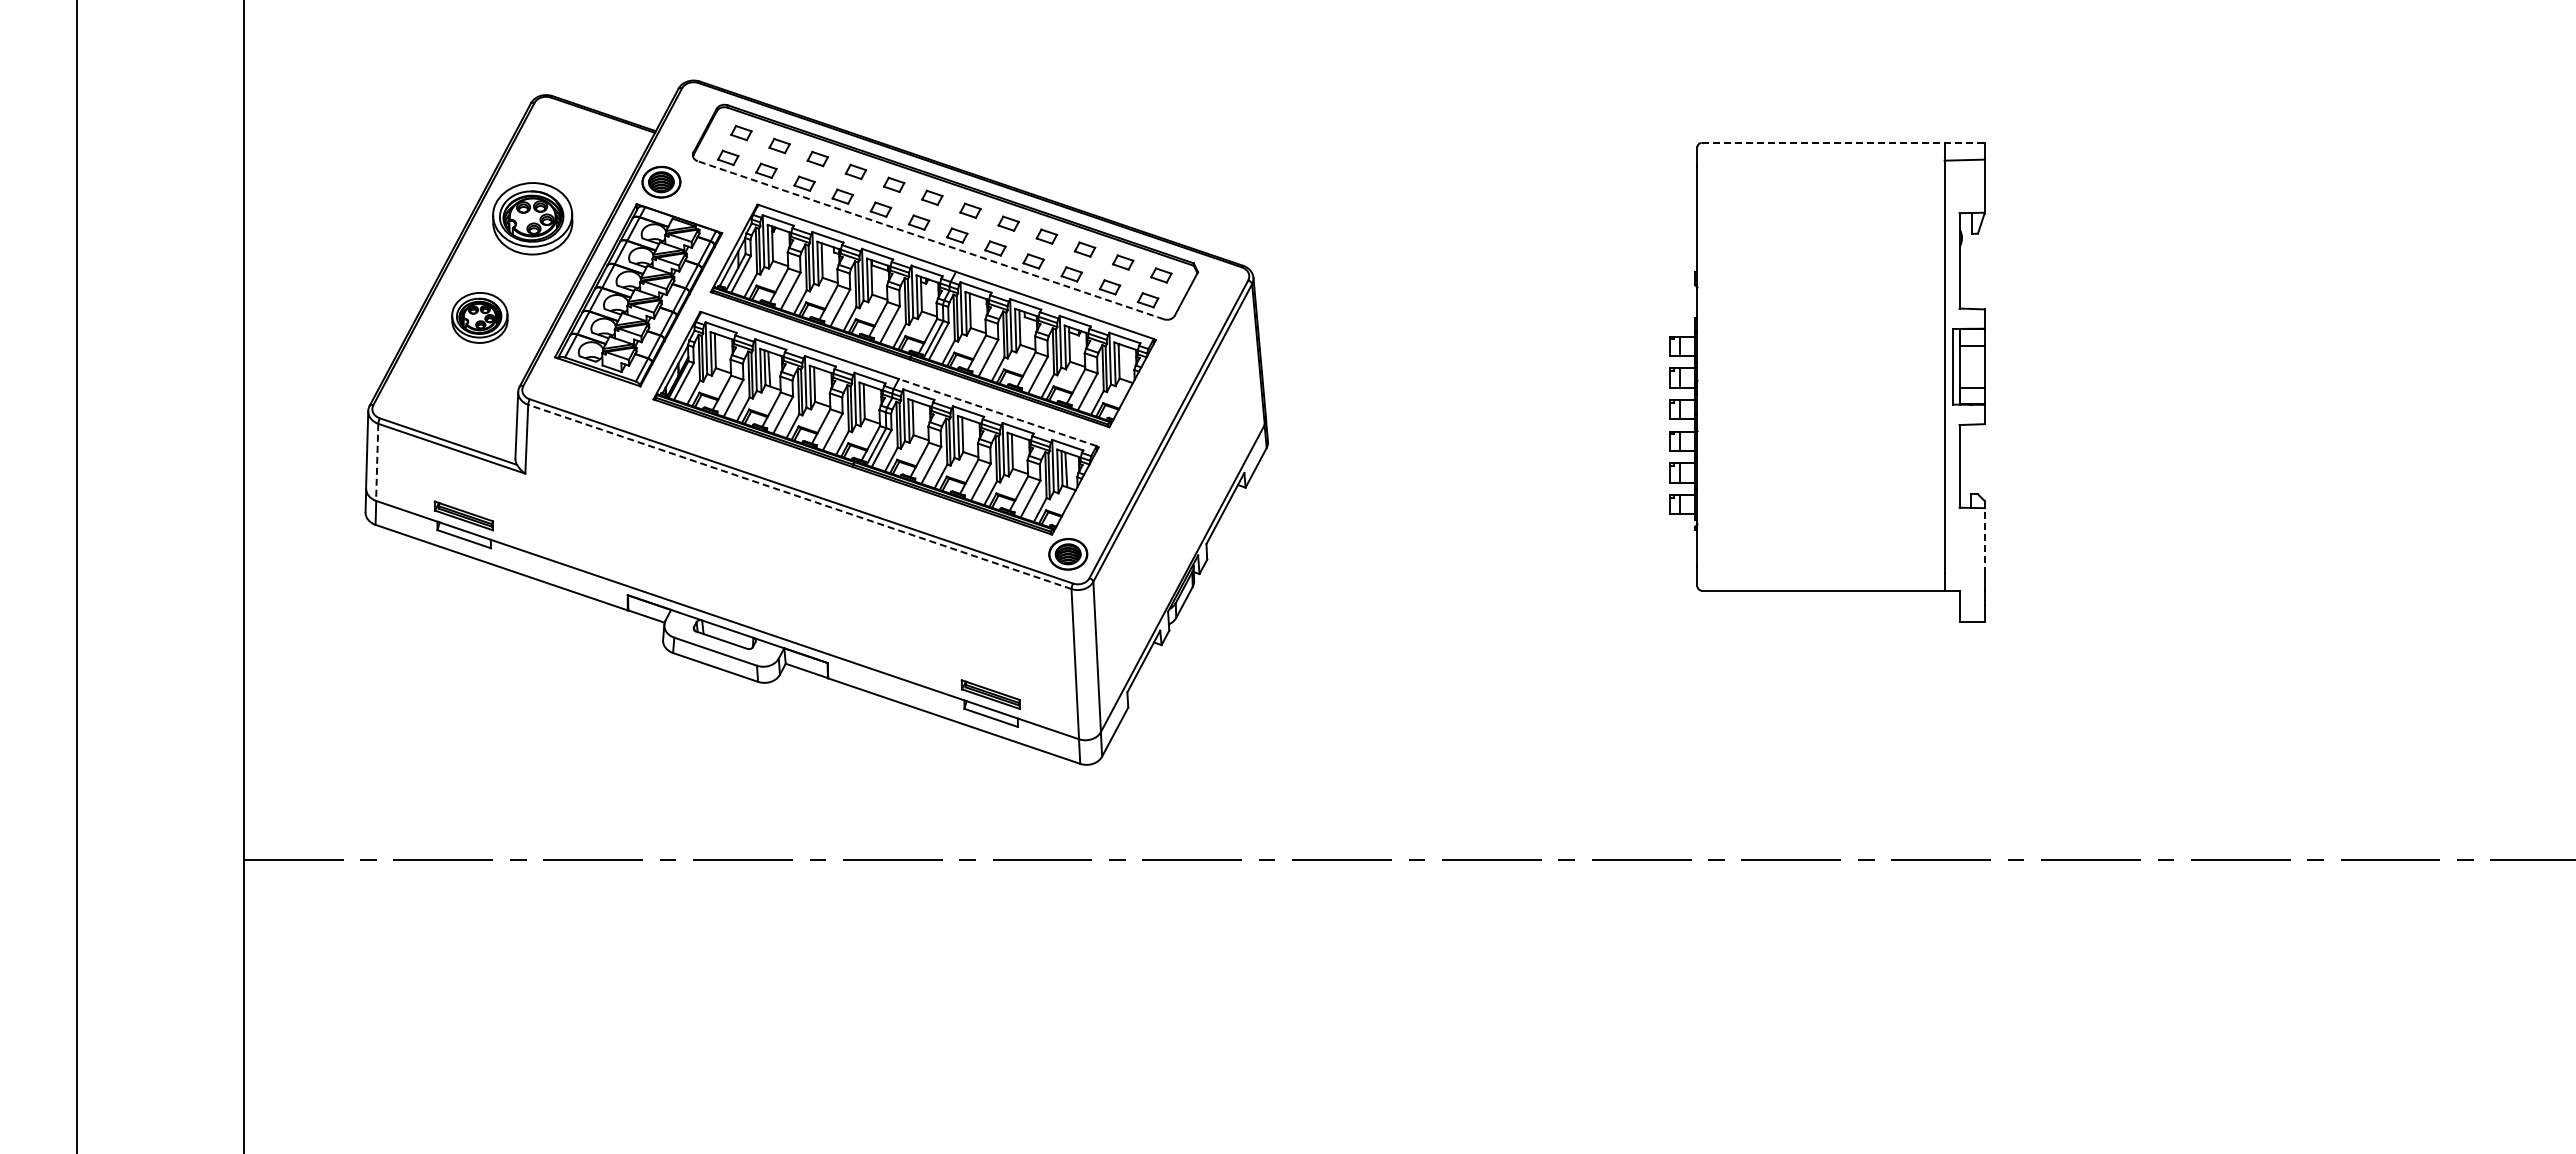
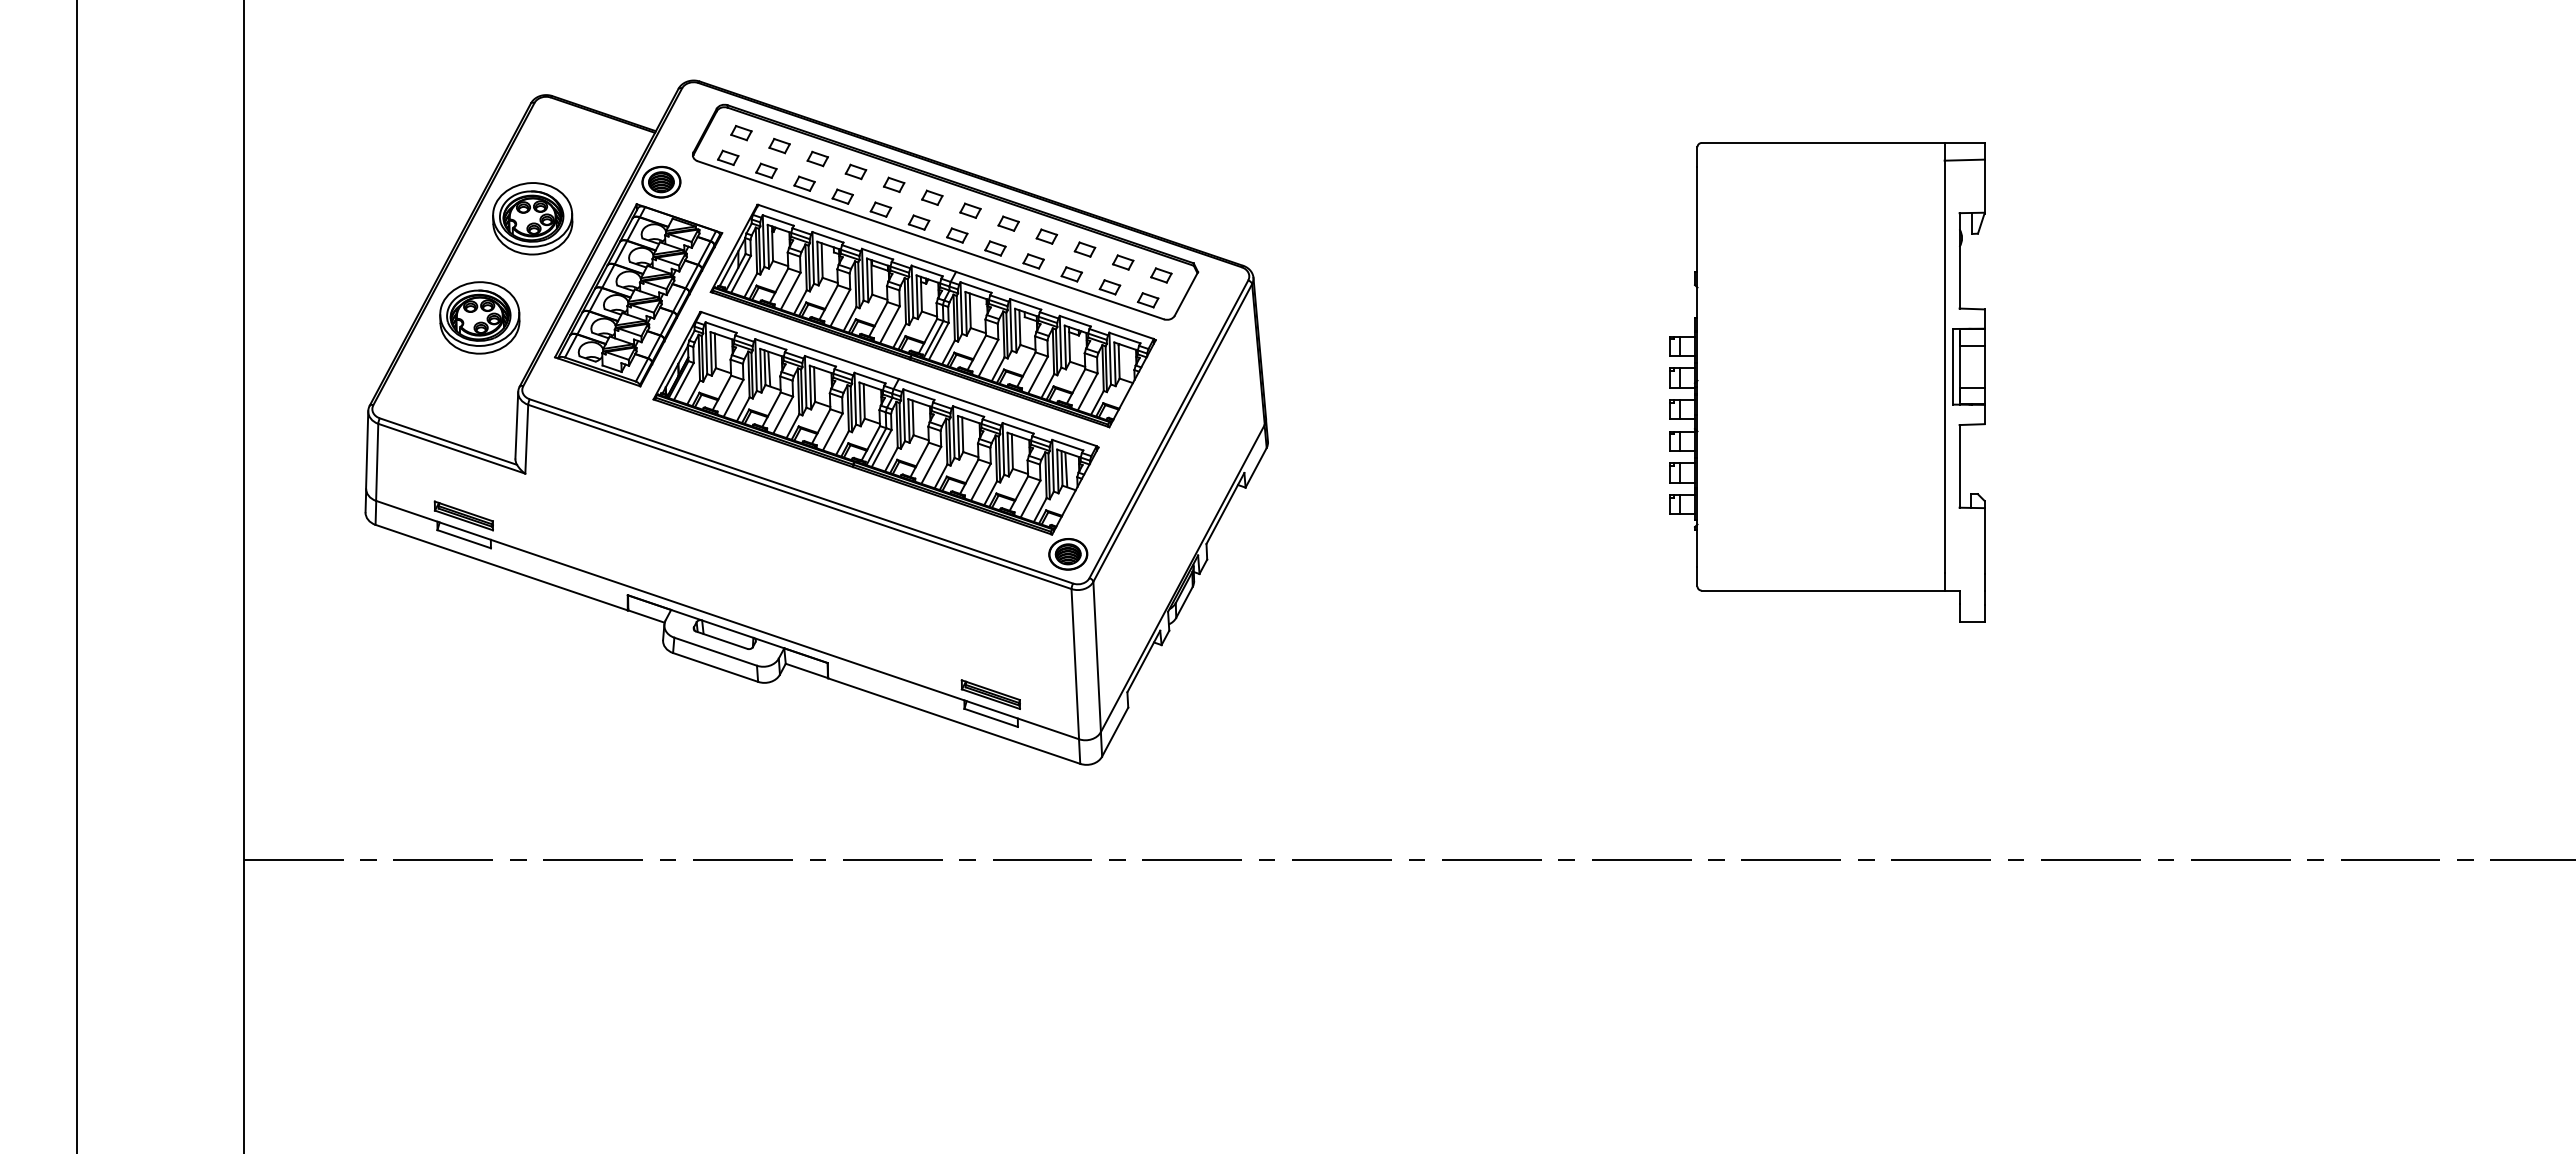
line: dashed -> solid (1843, 143)
line: dashed -> solid (930, 240)
part size: 58x52 px -> 82x74 px (479, 317)
line: dashed -> solid (997, 412)
line: dashed -> solid (377, 462)
line: dashed -> solid (799, 496)
line: dashed -> solid (1984, 541)
